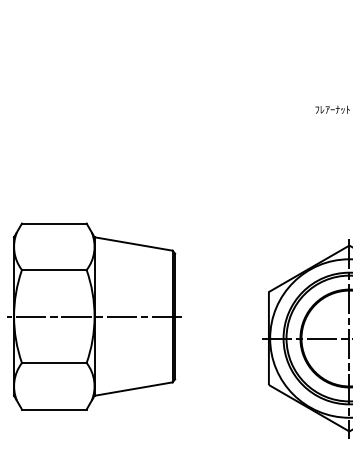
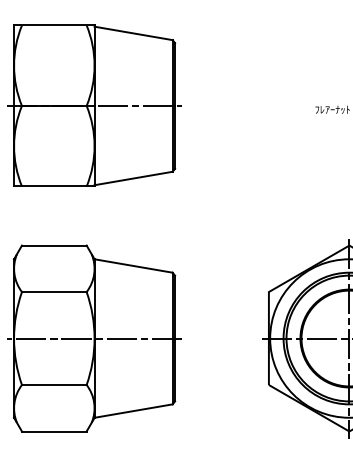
part: none -> present (94, 105)
part position: (94, 316) -> (94, 338) (94, 338)
